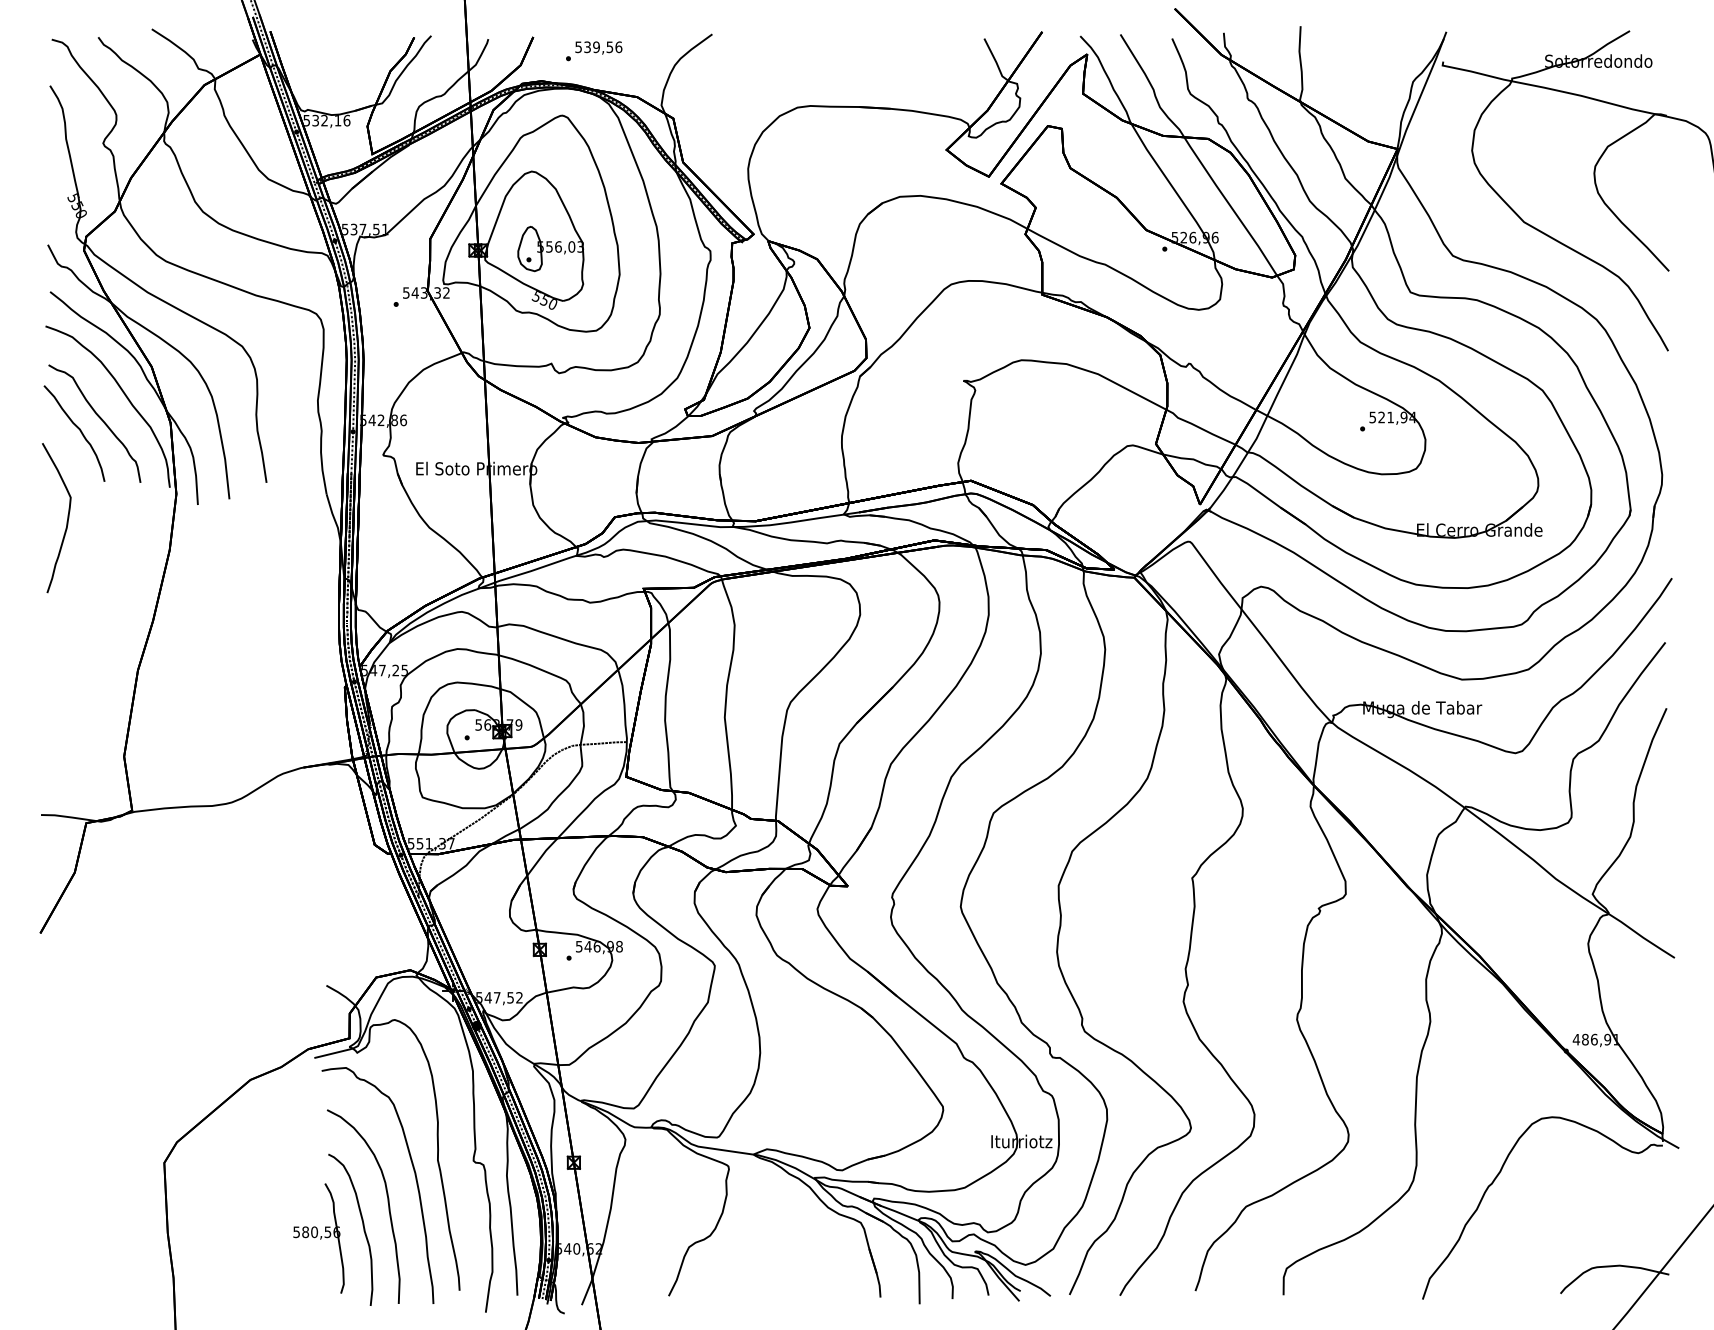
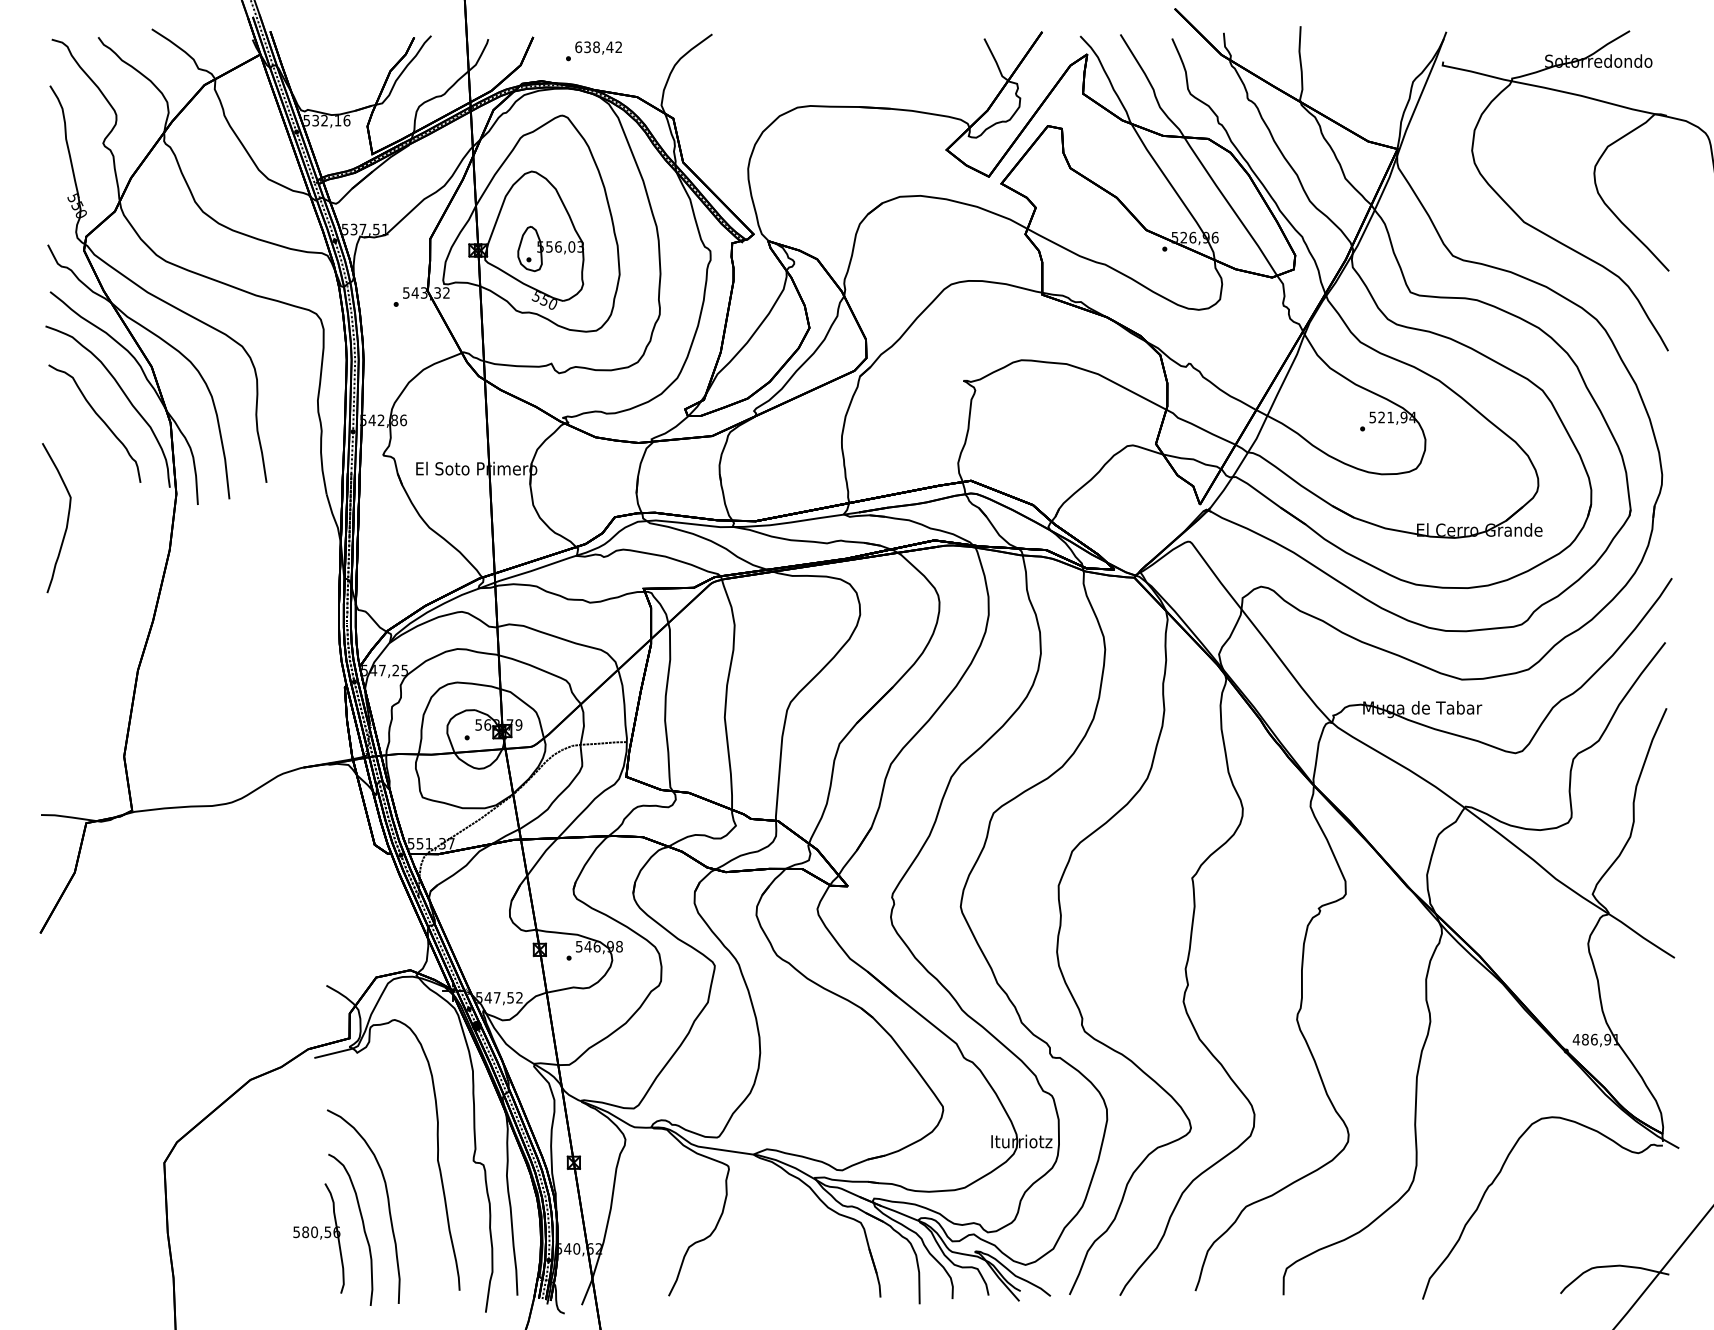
text: 539,56 -> 638,42 (598, 47)
curve: present -> none (78, 429)
curve: present -> none (414, 1175)
